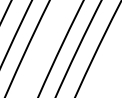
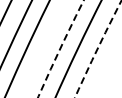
arc: solid -> dashed (60, 48)
arc: solid -> dashed (97, 48)
